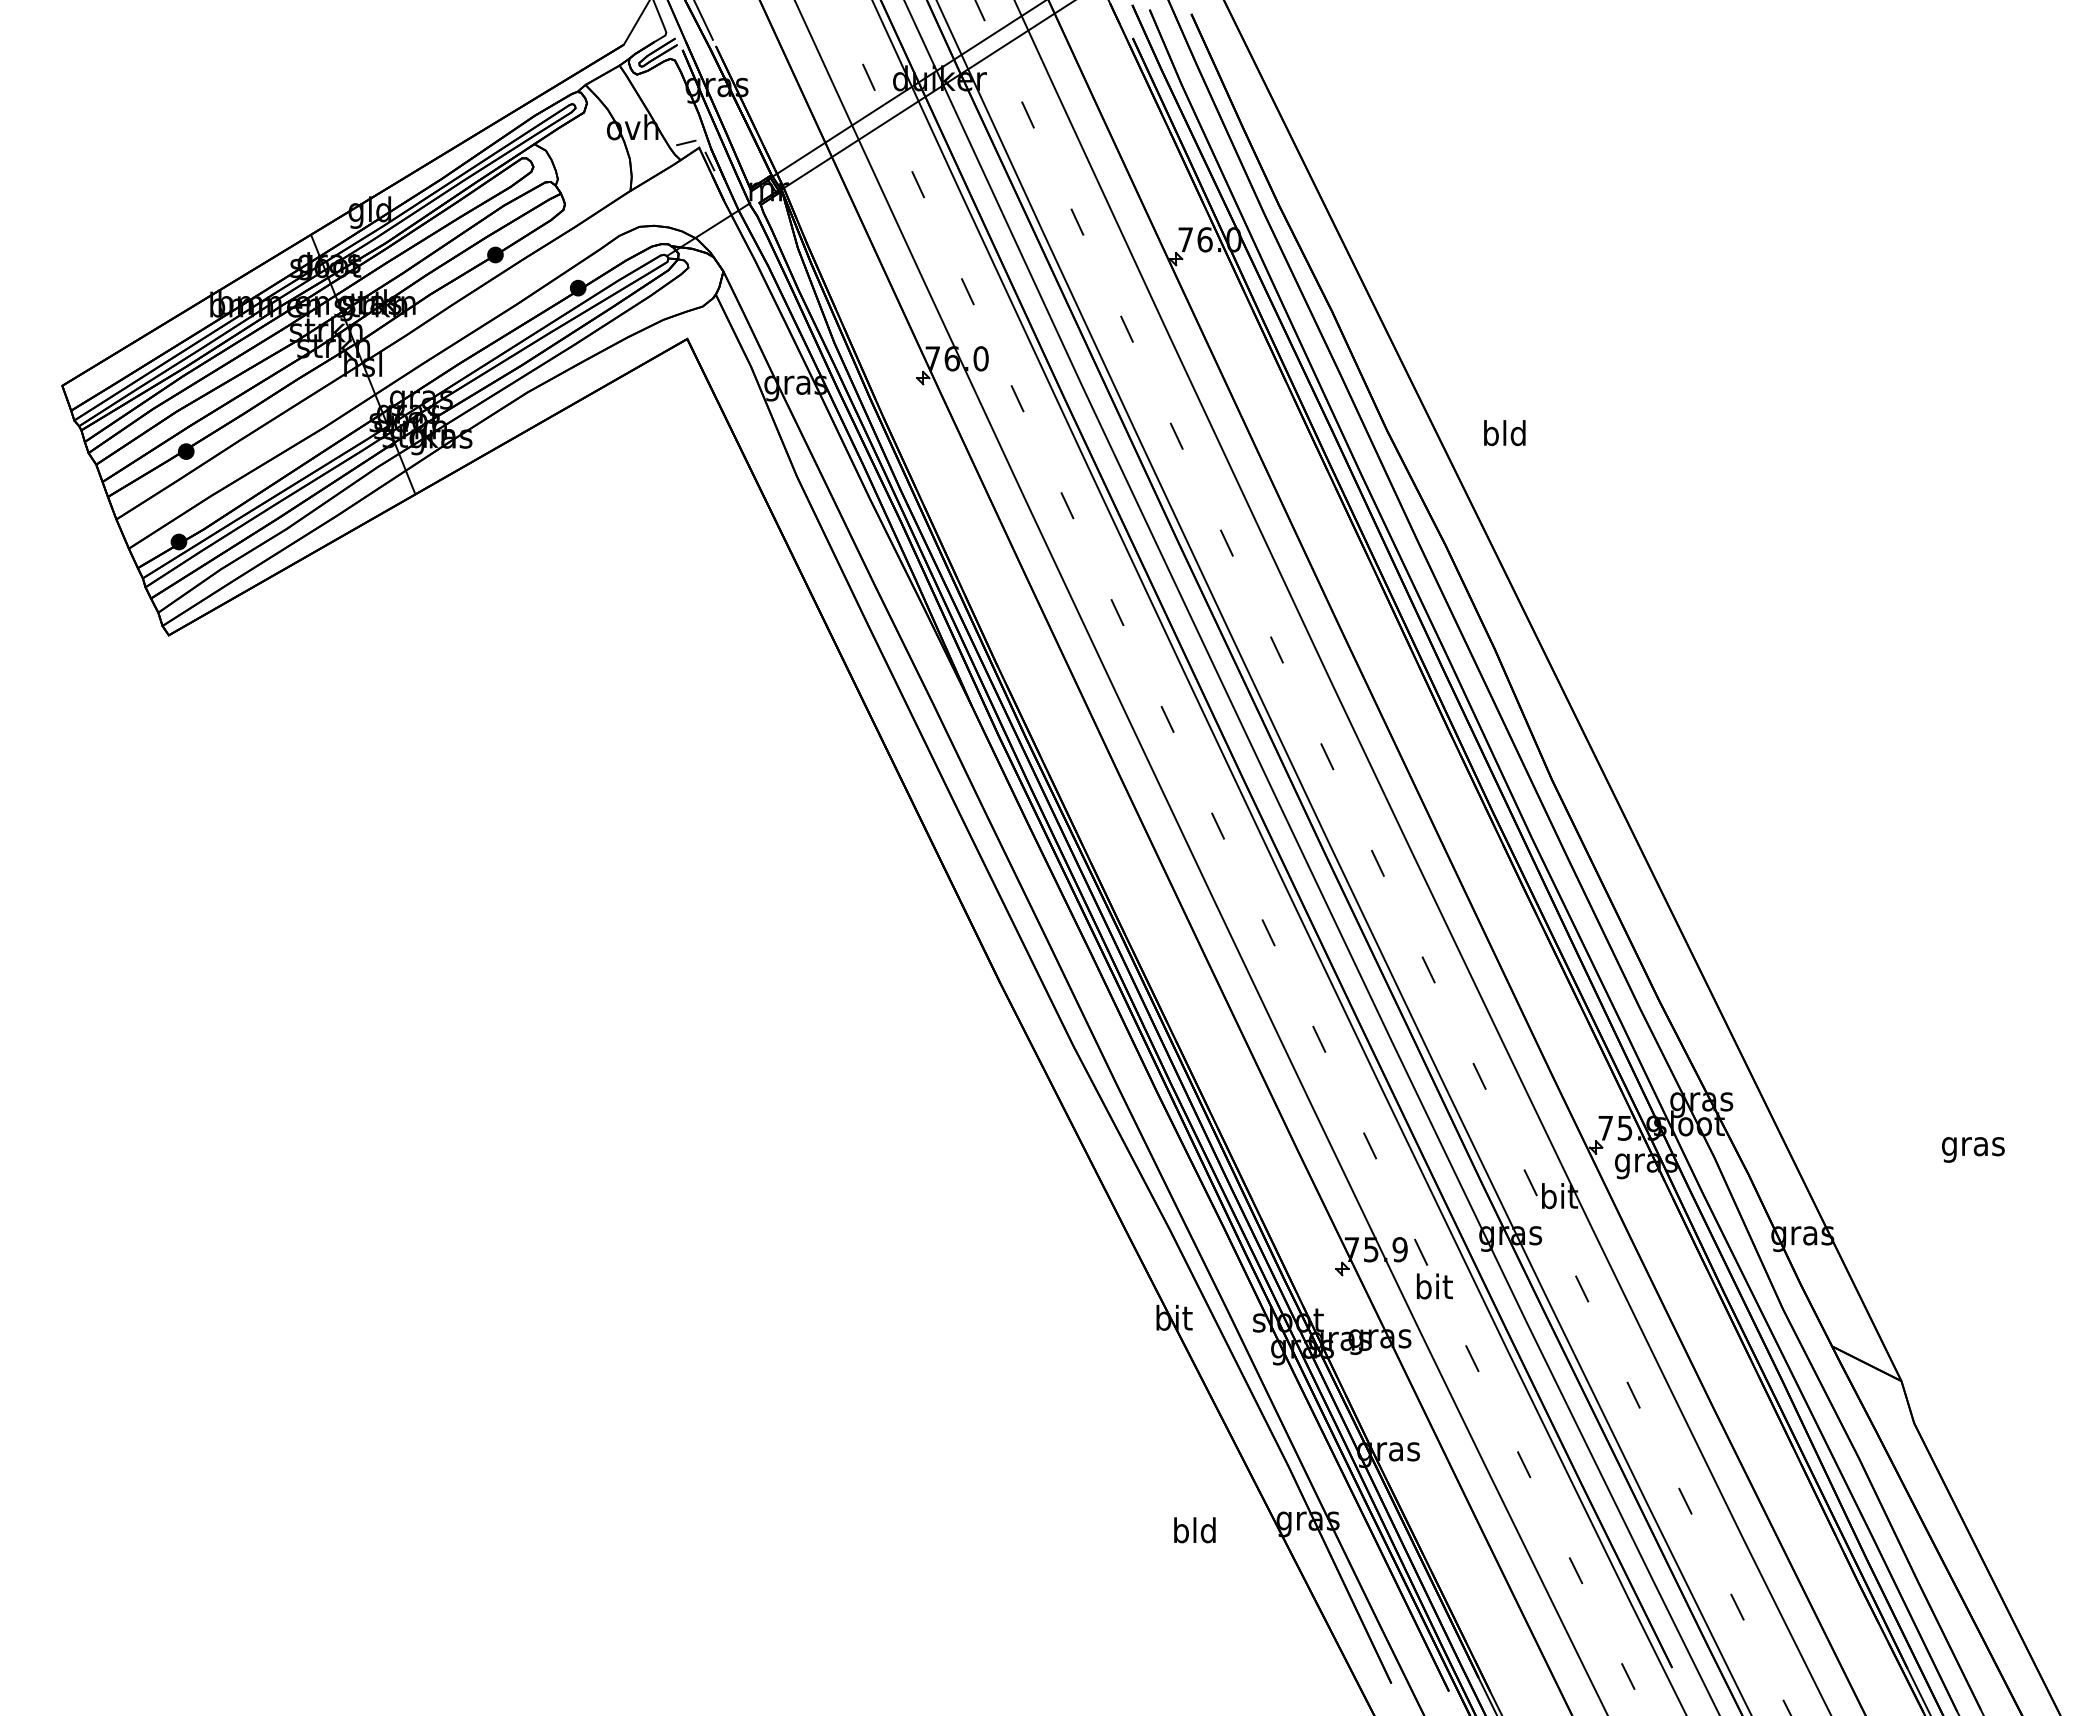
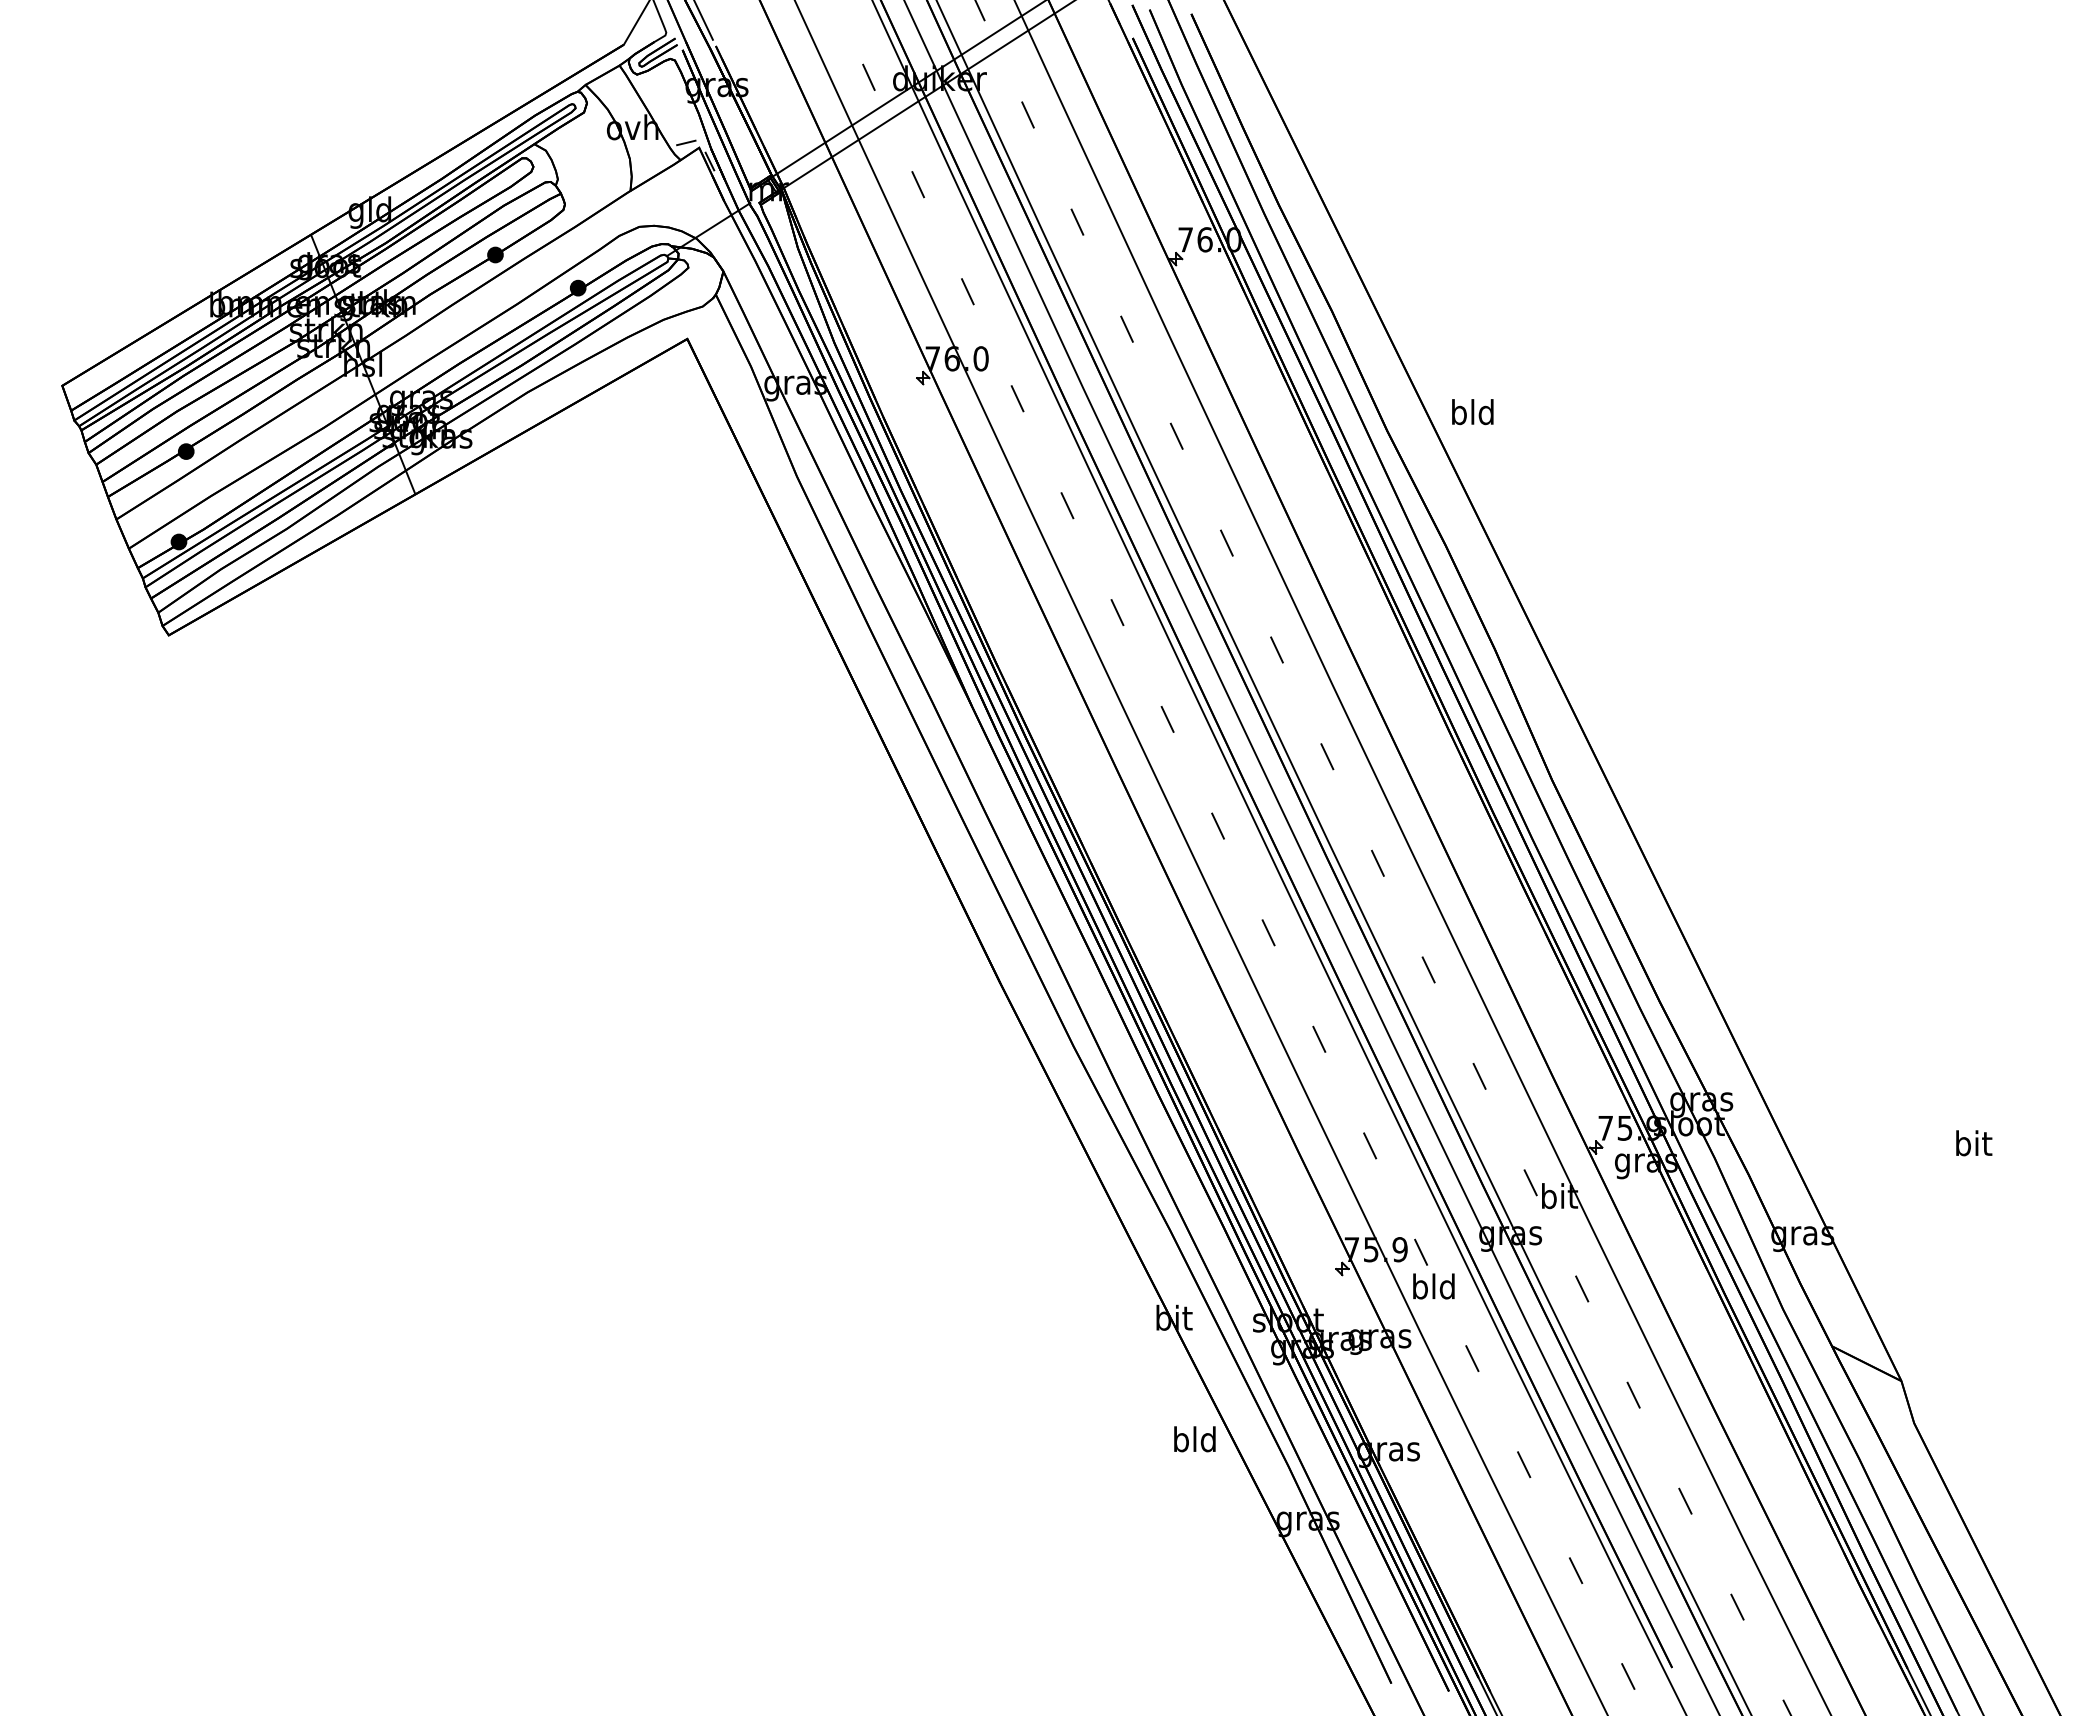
text position: (1504, 433) -> (1472, 412) (1472, 412)
text: gras -> bit (1973, 1146)
text: bit -> bld (1433, 1286)
text position: (1194, 1530) -> (1194, 1439) (1194, 1439)
